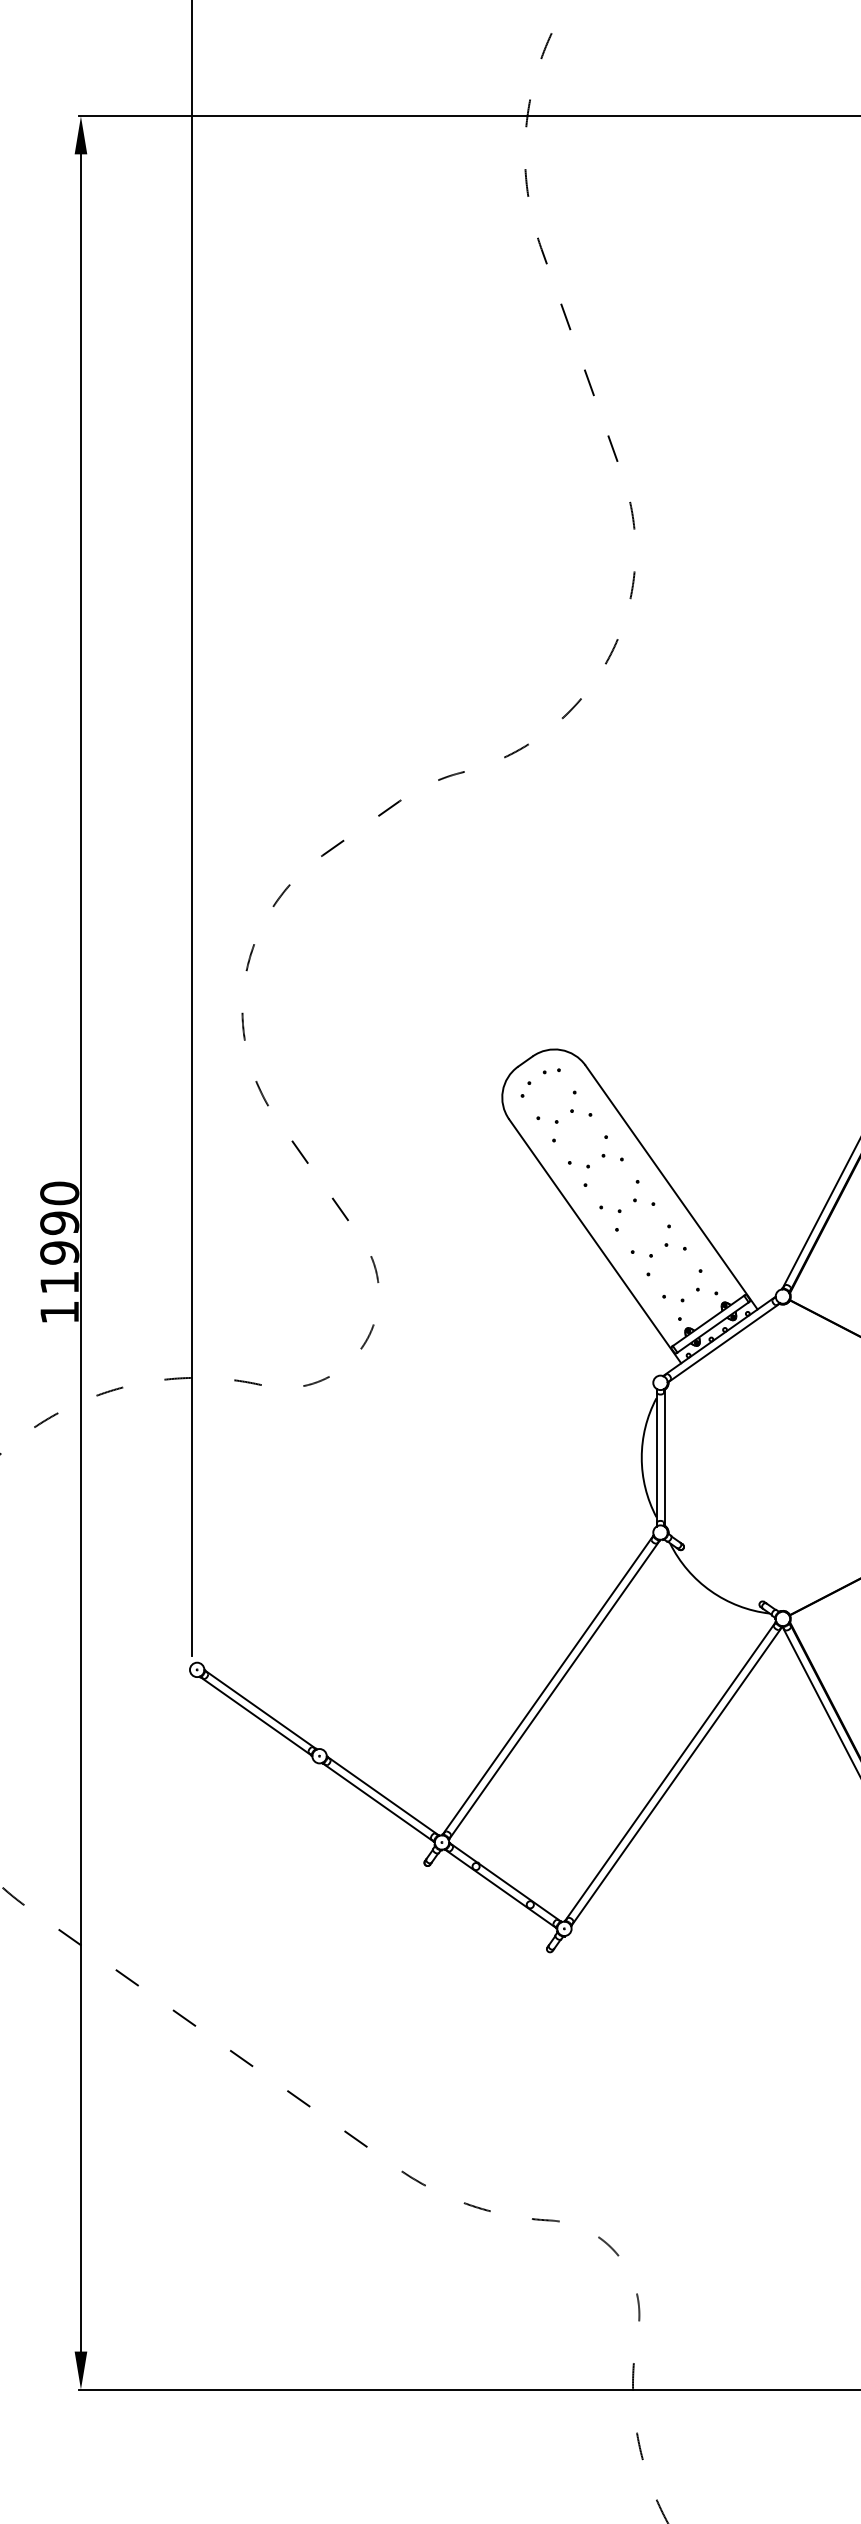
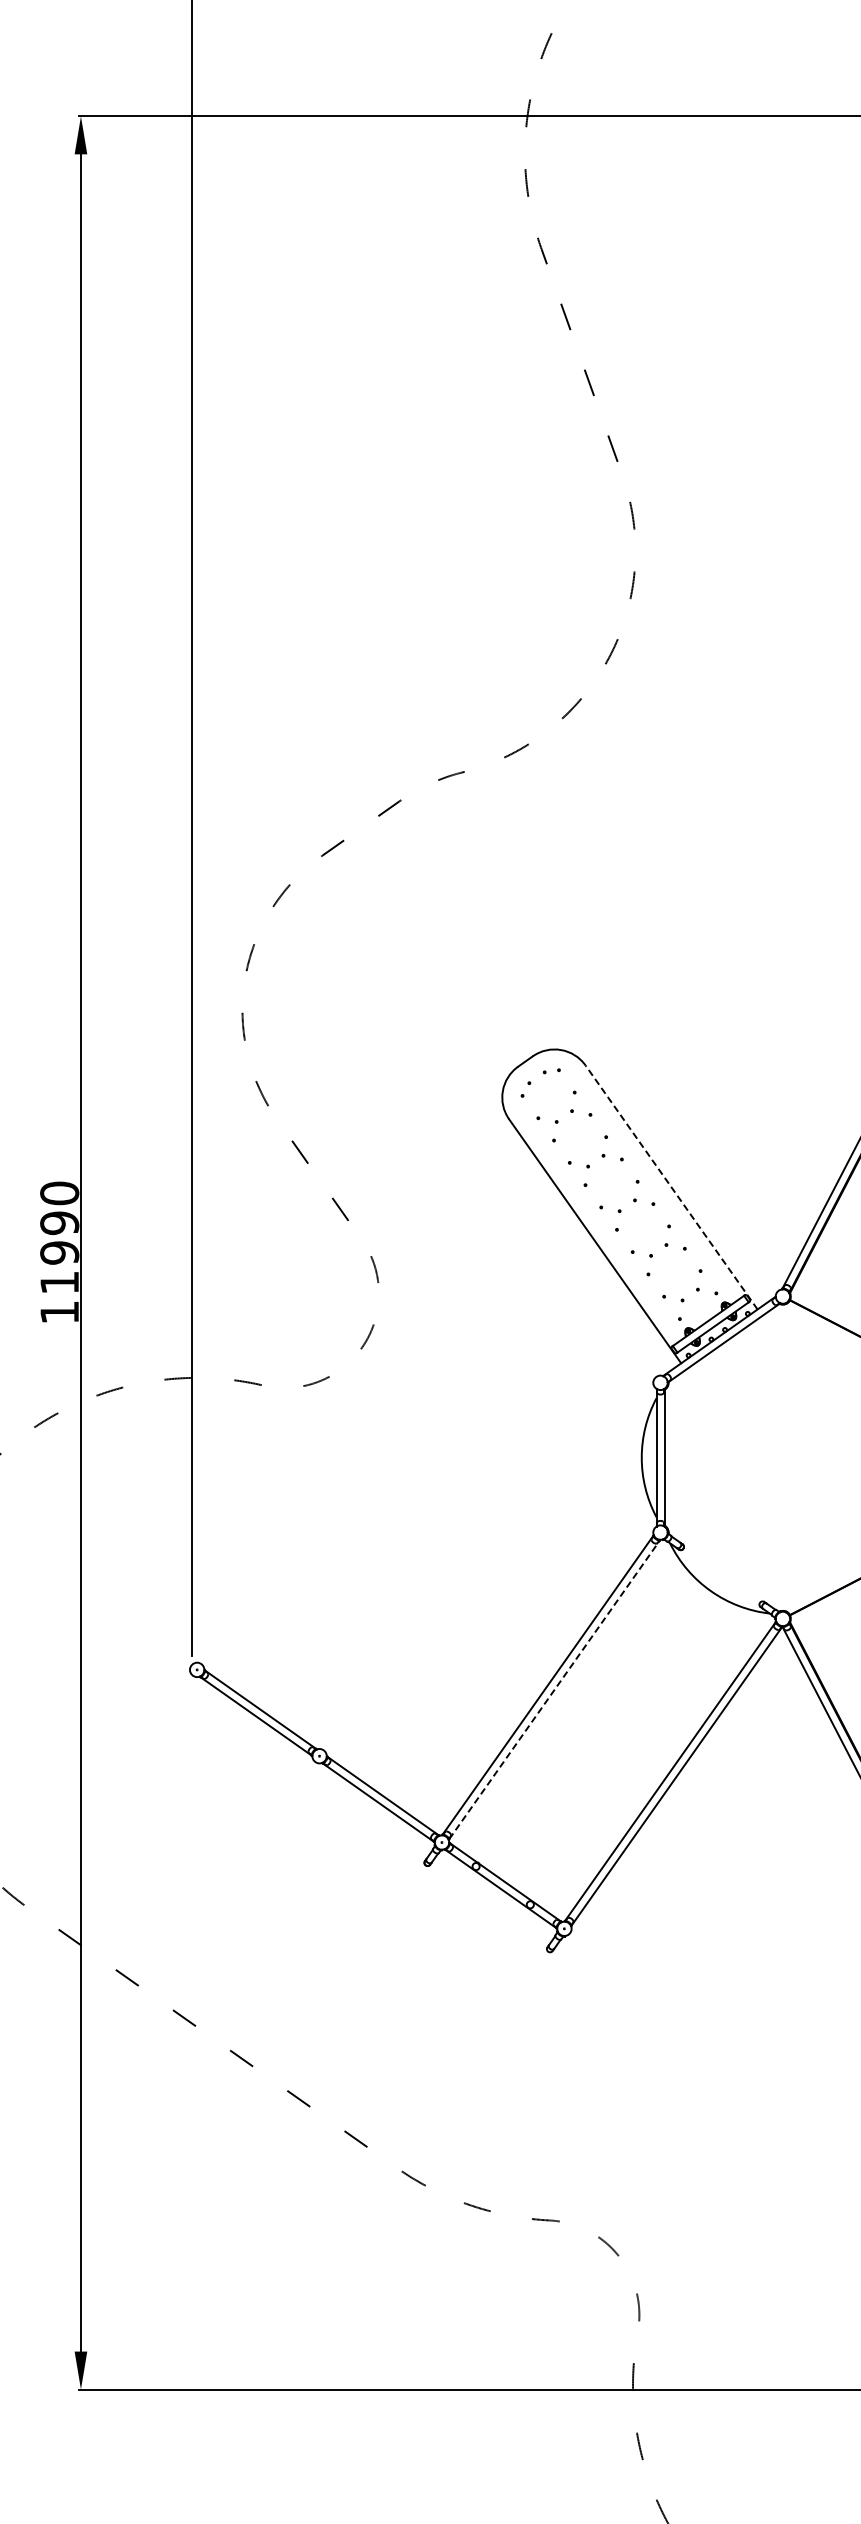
line: solid -> dashed (671, 1187)
line: solid -> dashed (554, 1689)
